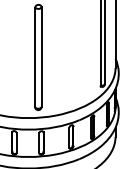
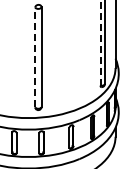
line: solid -> dashed (100, 42)
line: solid -> dashed (35, 57)
